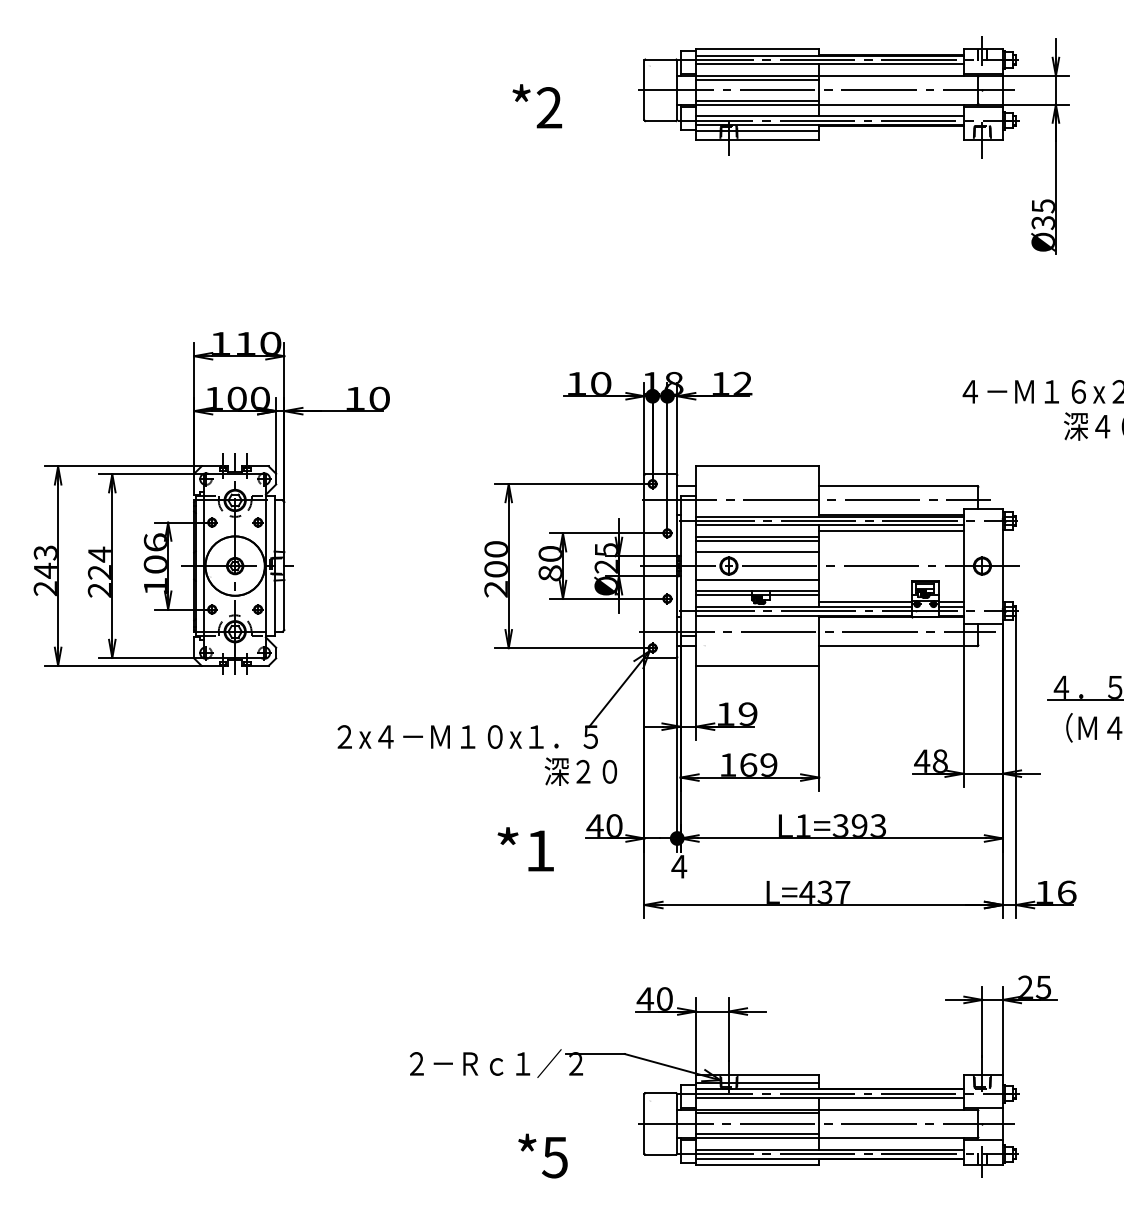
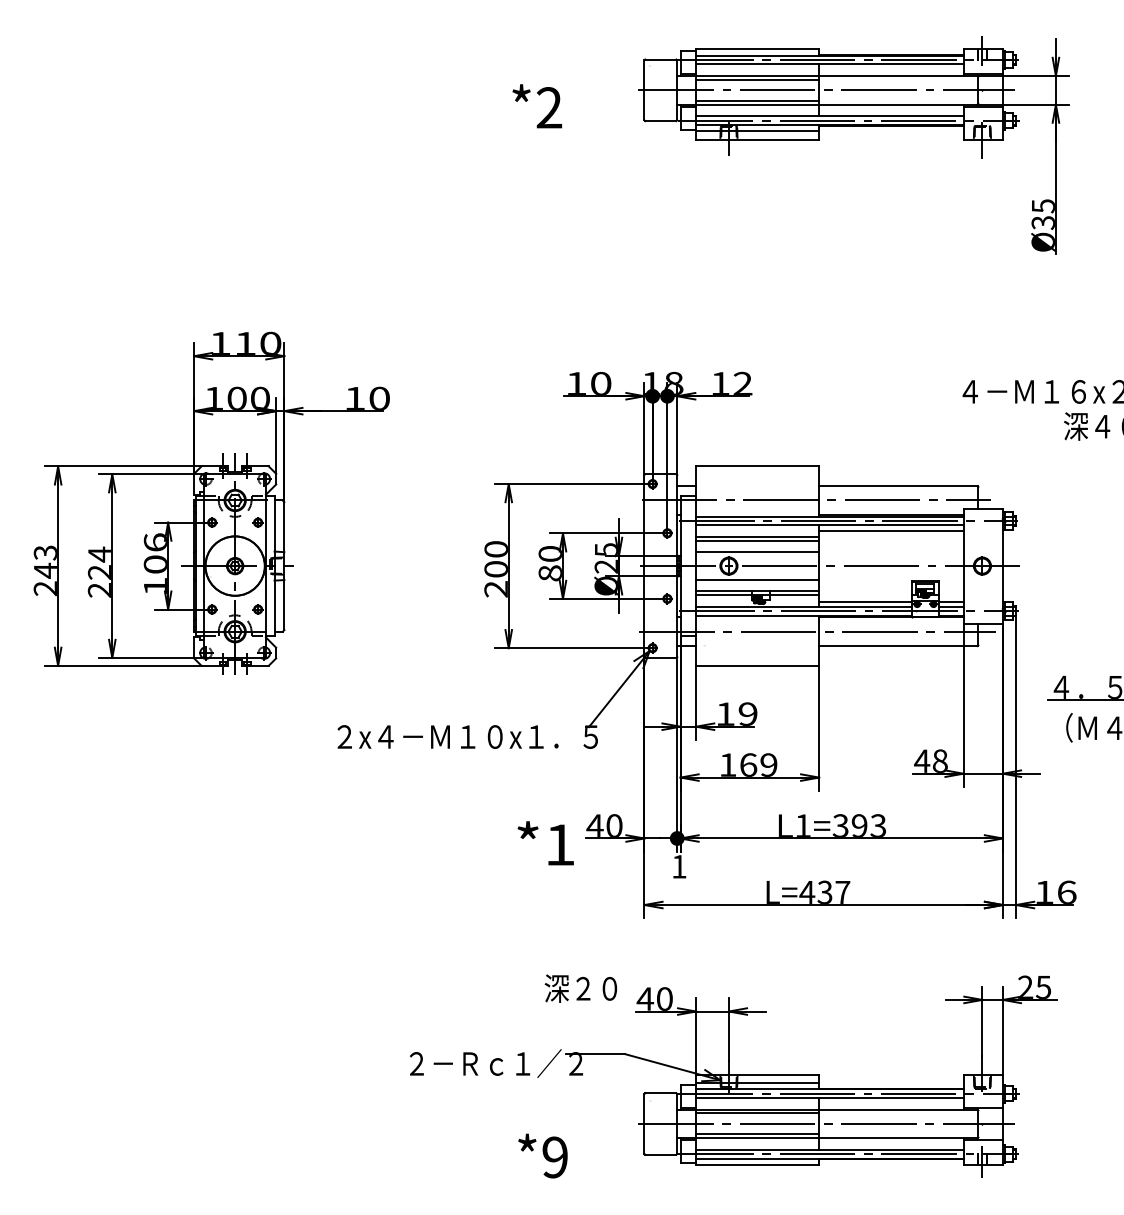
text position: (580, 771) -> (580, 988) (580, 988)
text position: (525, 849) -> (545, 843) (545, 843)
text: 4 -> 1 (679, 866)
text: *5 -> *9 (554, 1157)
